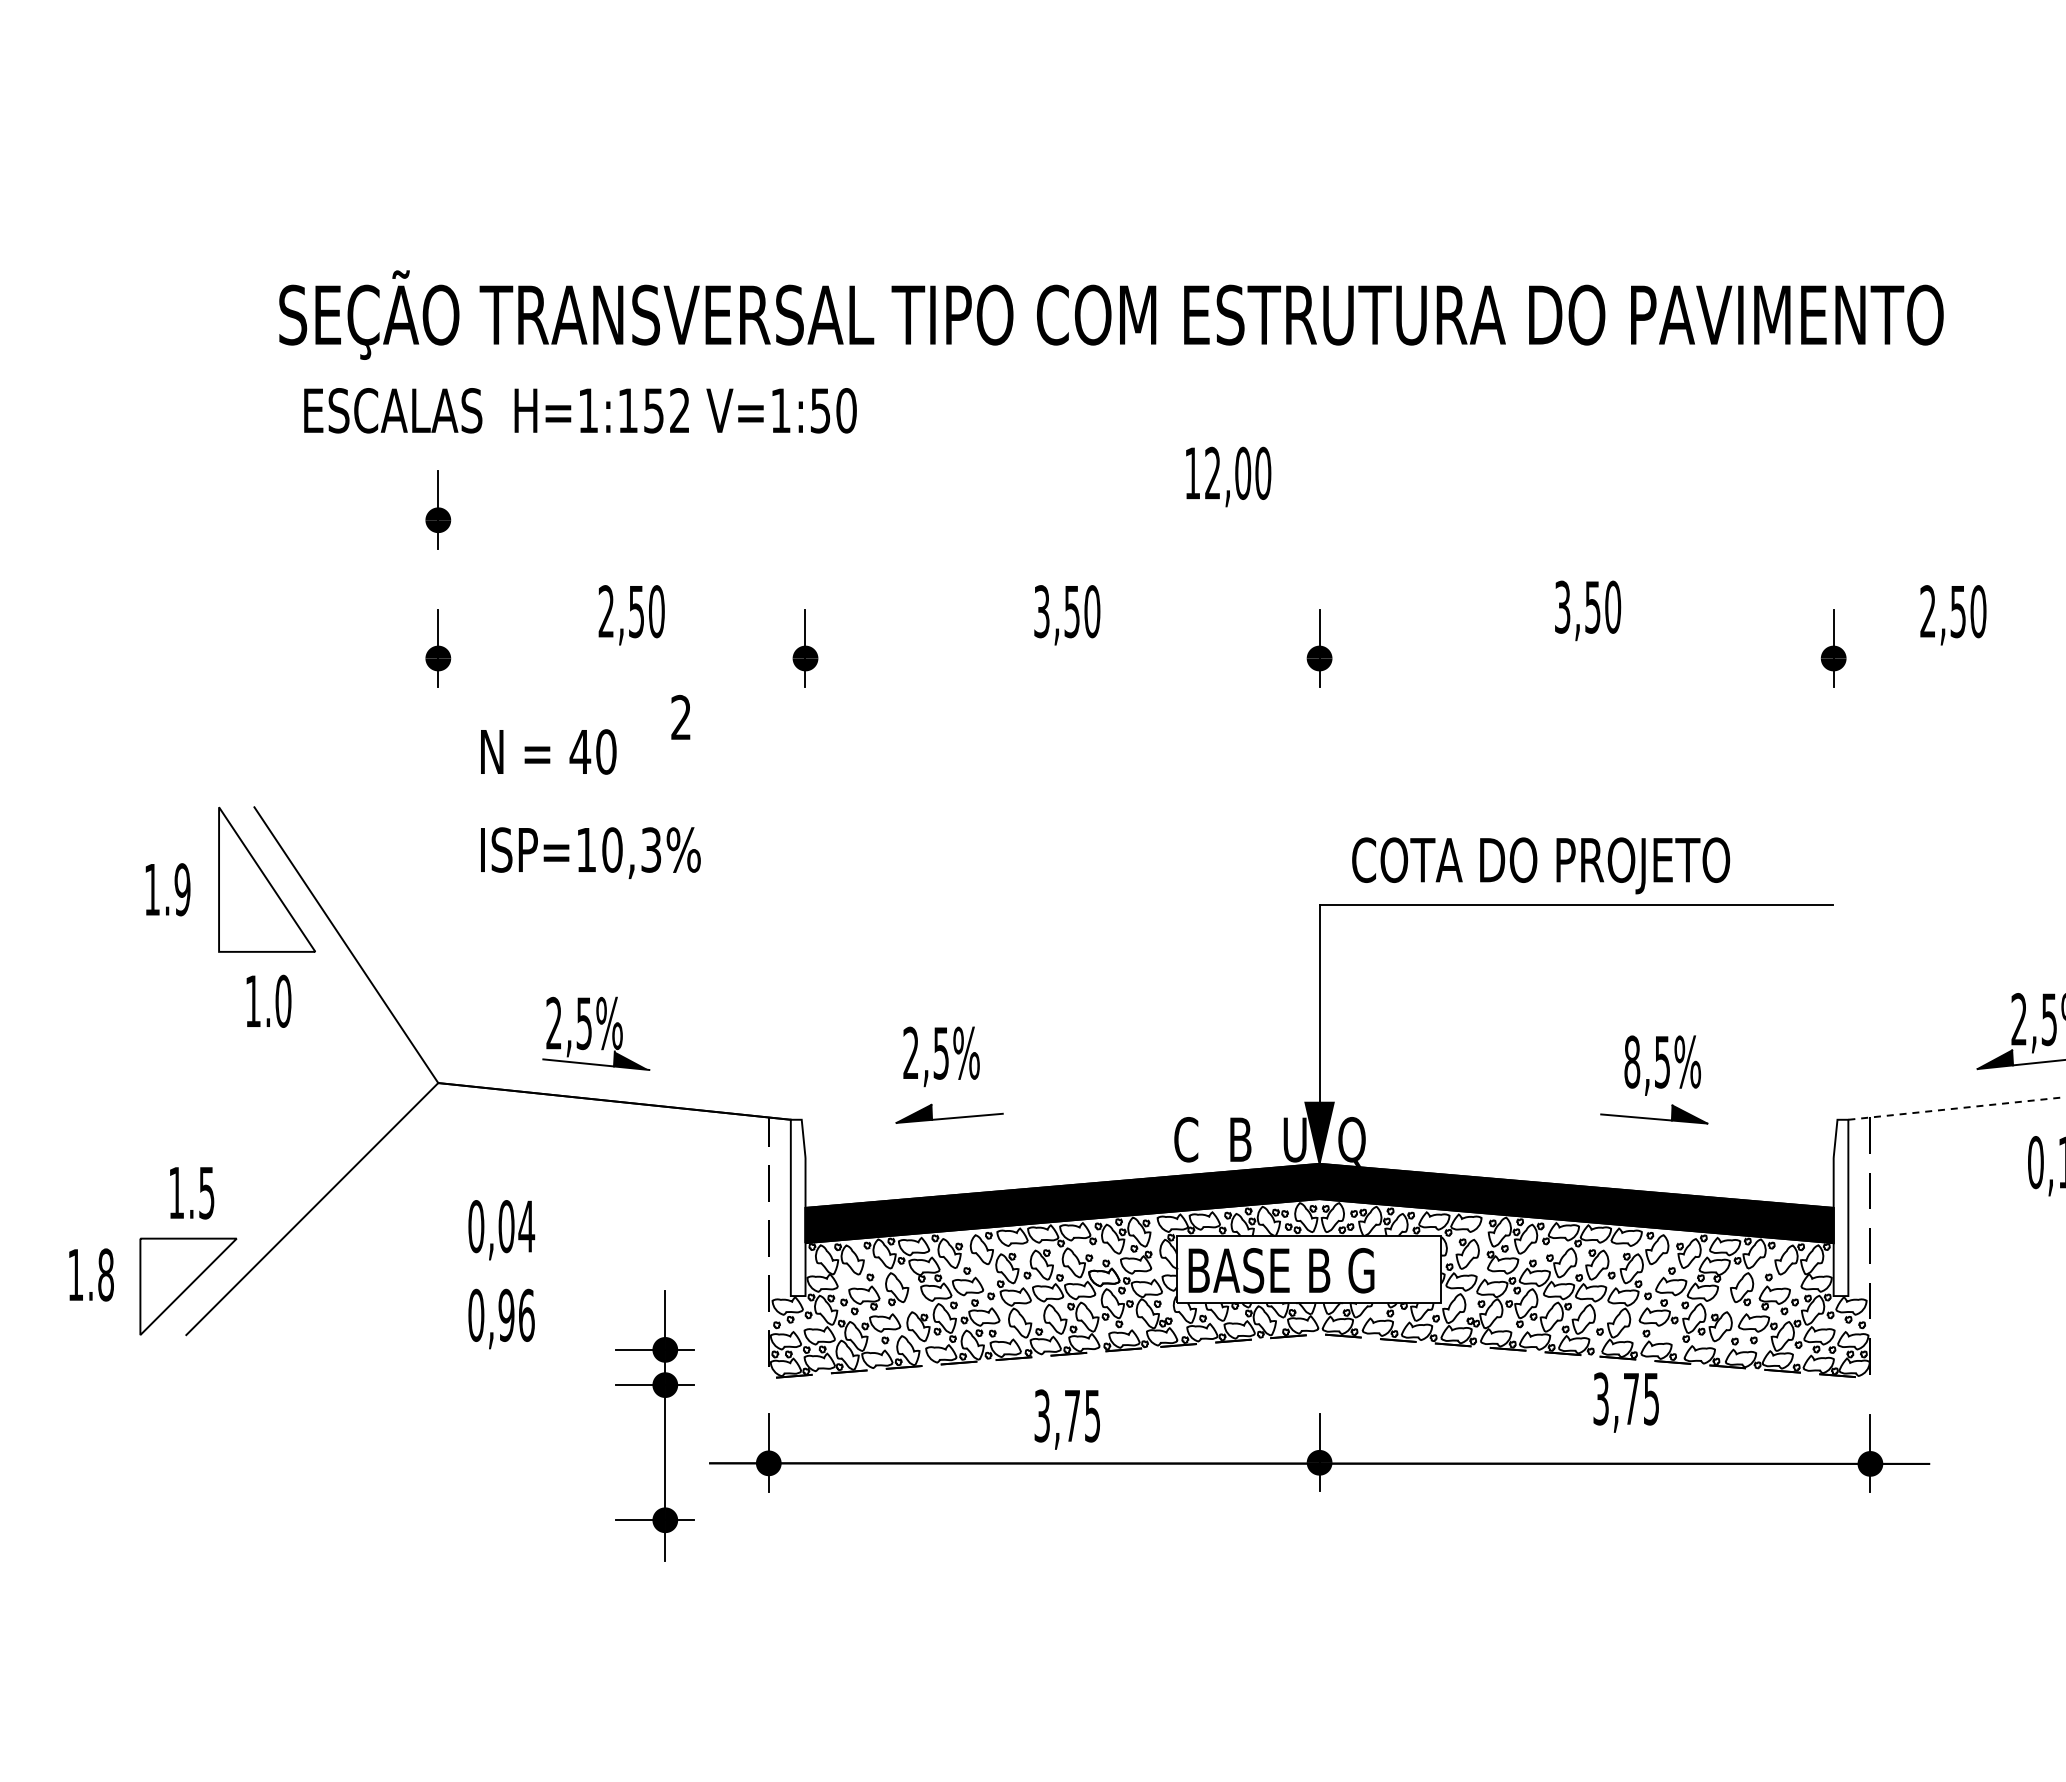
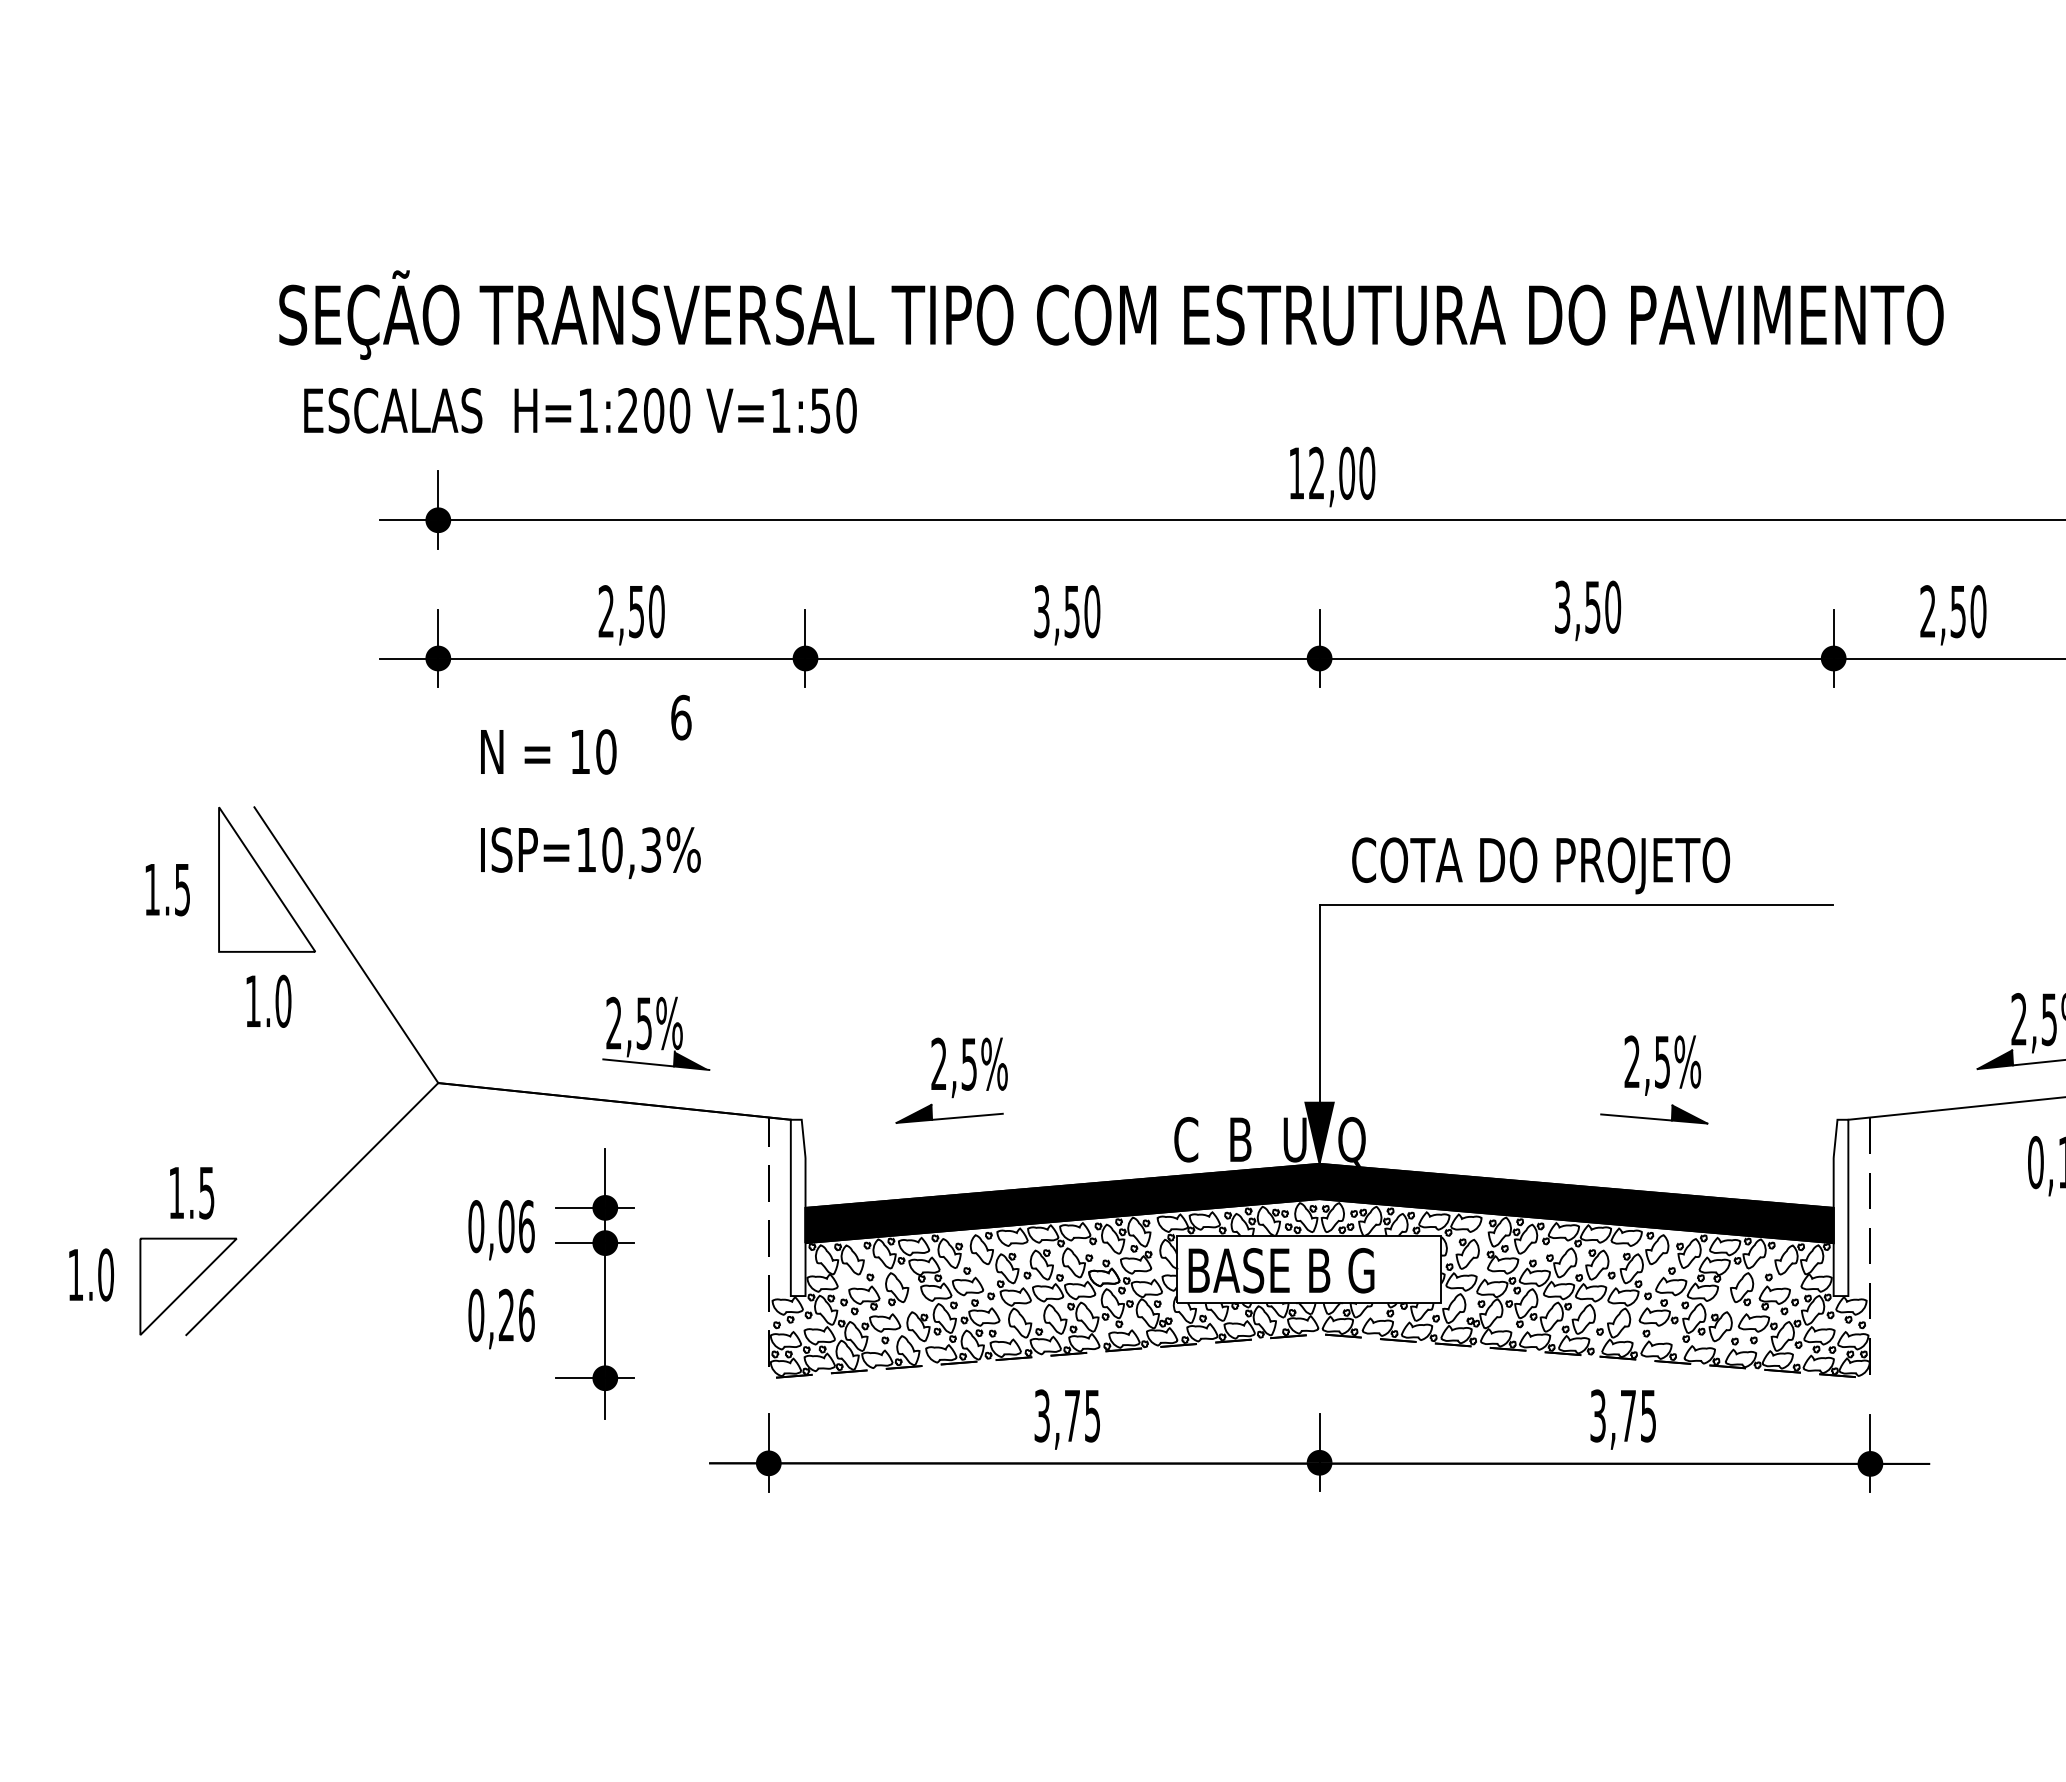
text: H=1:152 -> H=1:200 (654, 410)
text position: (1228, 476) -> (1332, 476) (1332, 476)
line: none -> present (1220, 520)
line: none -> present (1220, 658)
text: 2 -> 6 (681, 717)
text: 40 -> 10 (580, 751)
text: 1.9 -> 1.5 (182, 889)
part position: (596, 1033) -> (656, 1033) (656, 1033)
text position: (941, 1056) -> (969, 1067) (969, 1067)
text: 8,5% -> 2,5% (1632, 1061)
line: dashed -> solid (1957, 1108)
text: 0,04 -> 0,06 (526, 1226)
text: 1.8 -> 1.0 (106, 1274)
text: 0,96 -> 0,26 (506, 1315)
text position: (1625, 1402) -> (1622, 1419) (1622, 1419)
part position: (664, 1425) -> (604, 1283) (604, 1283)
